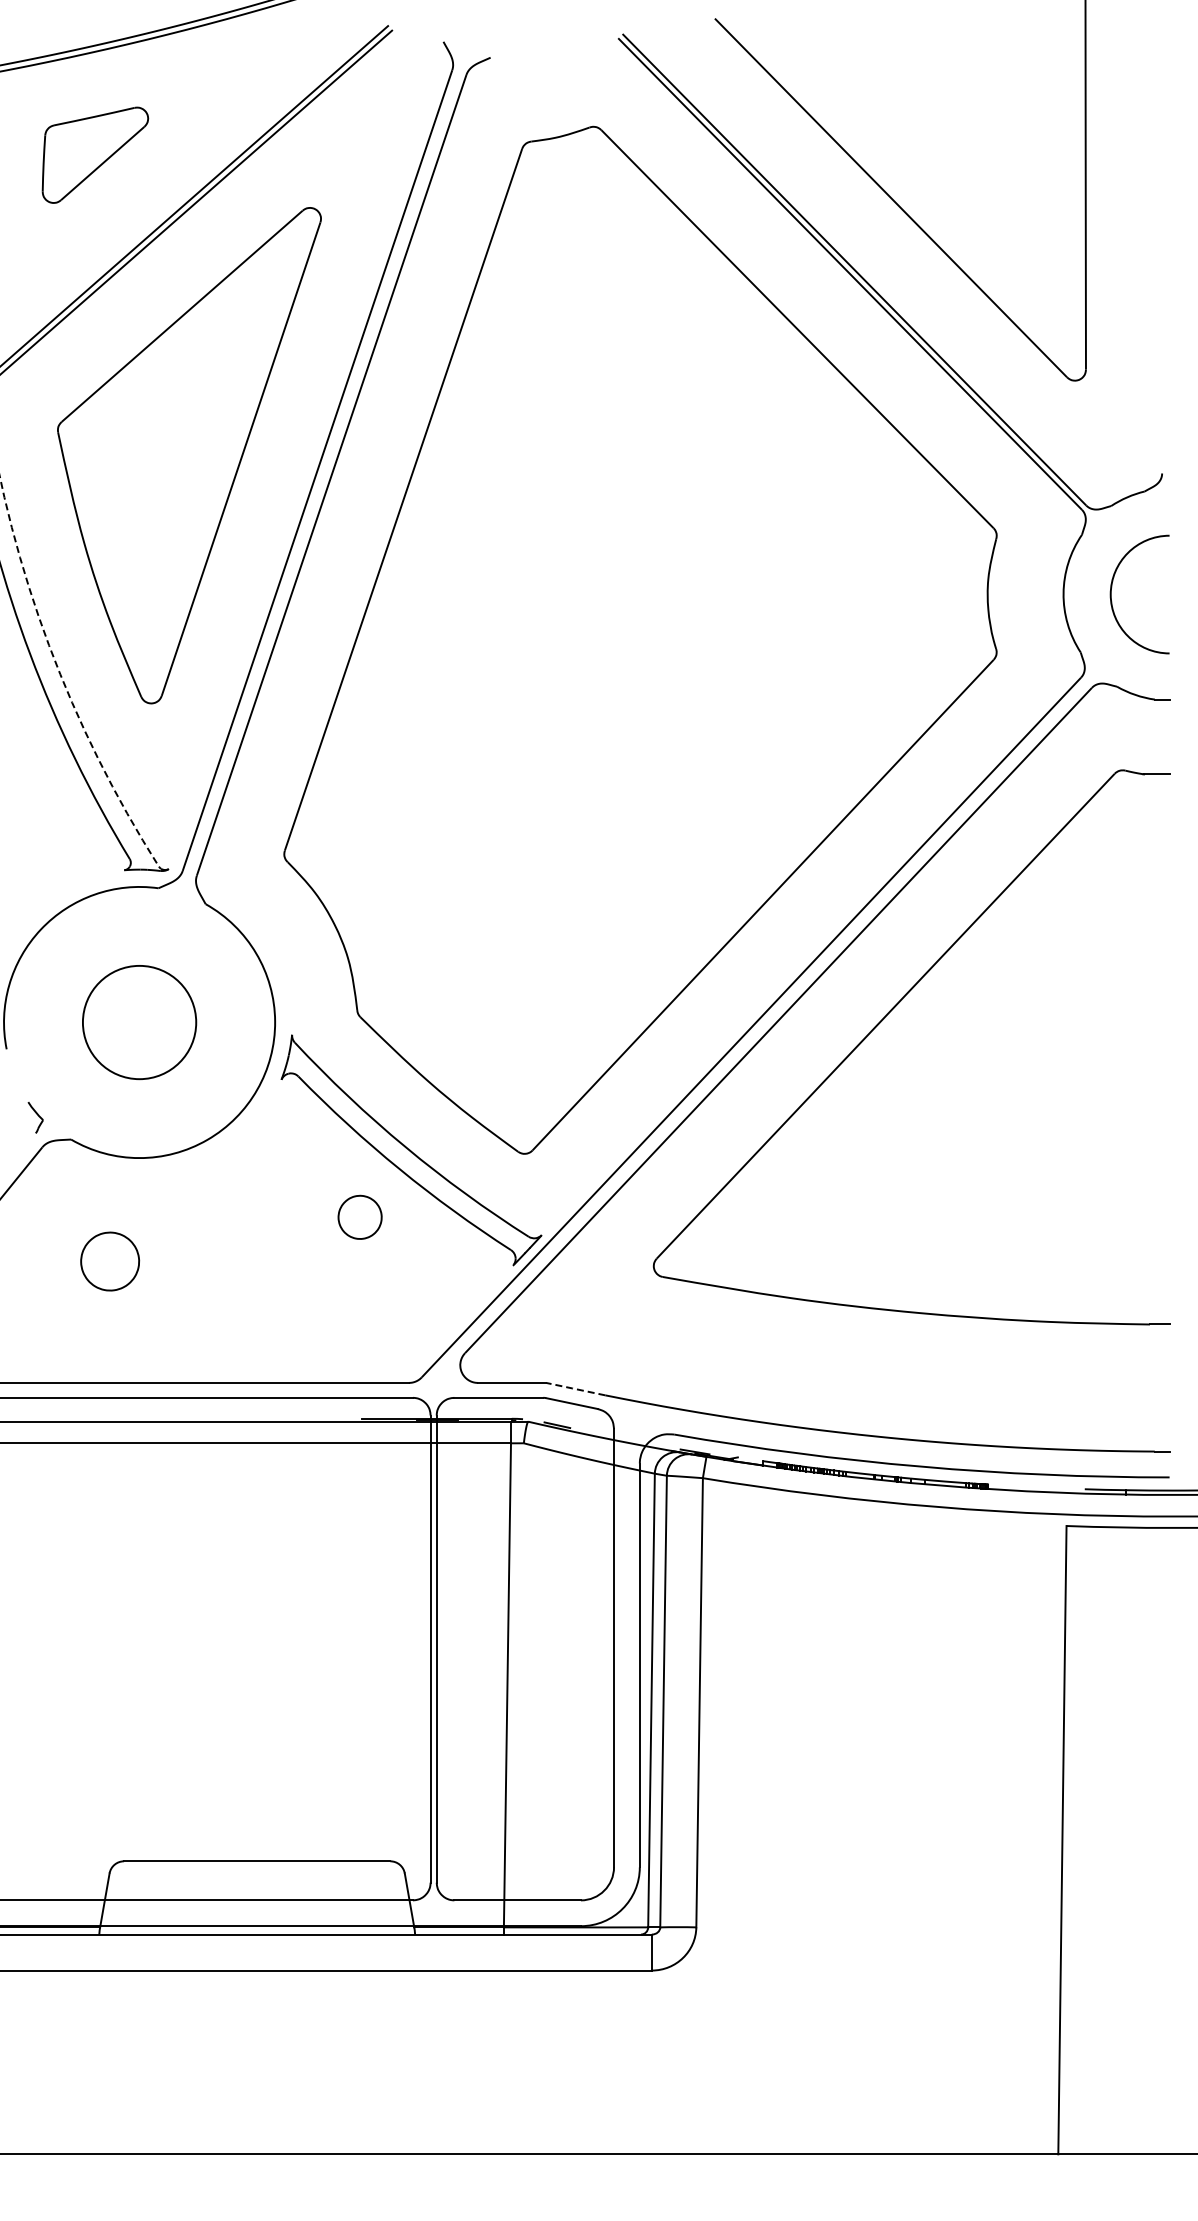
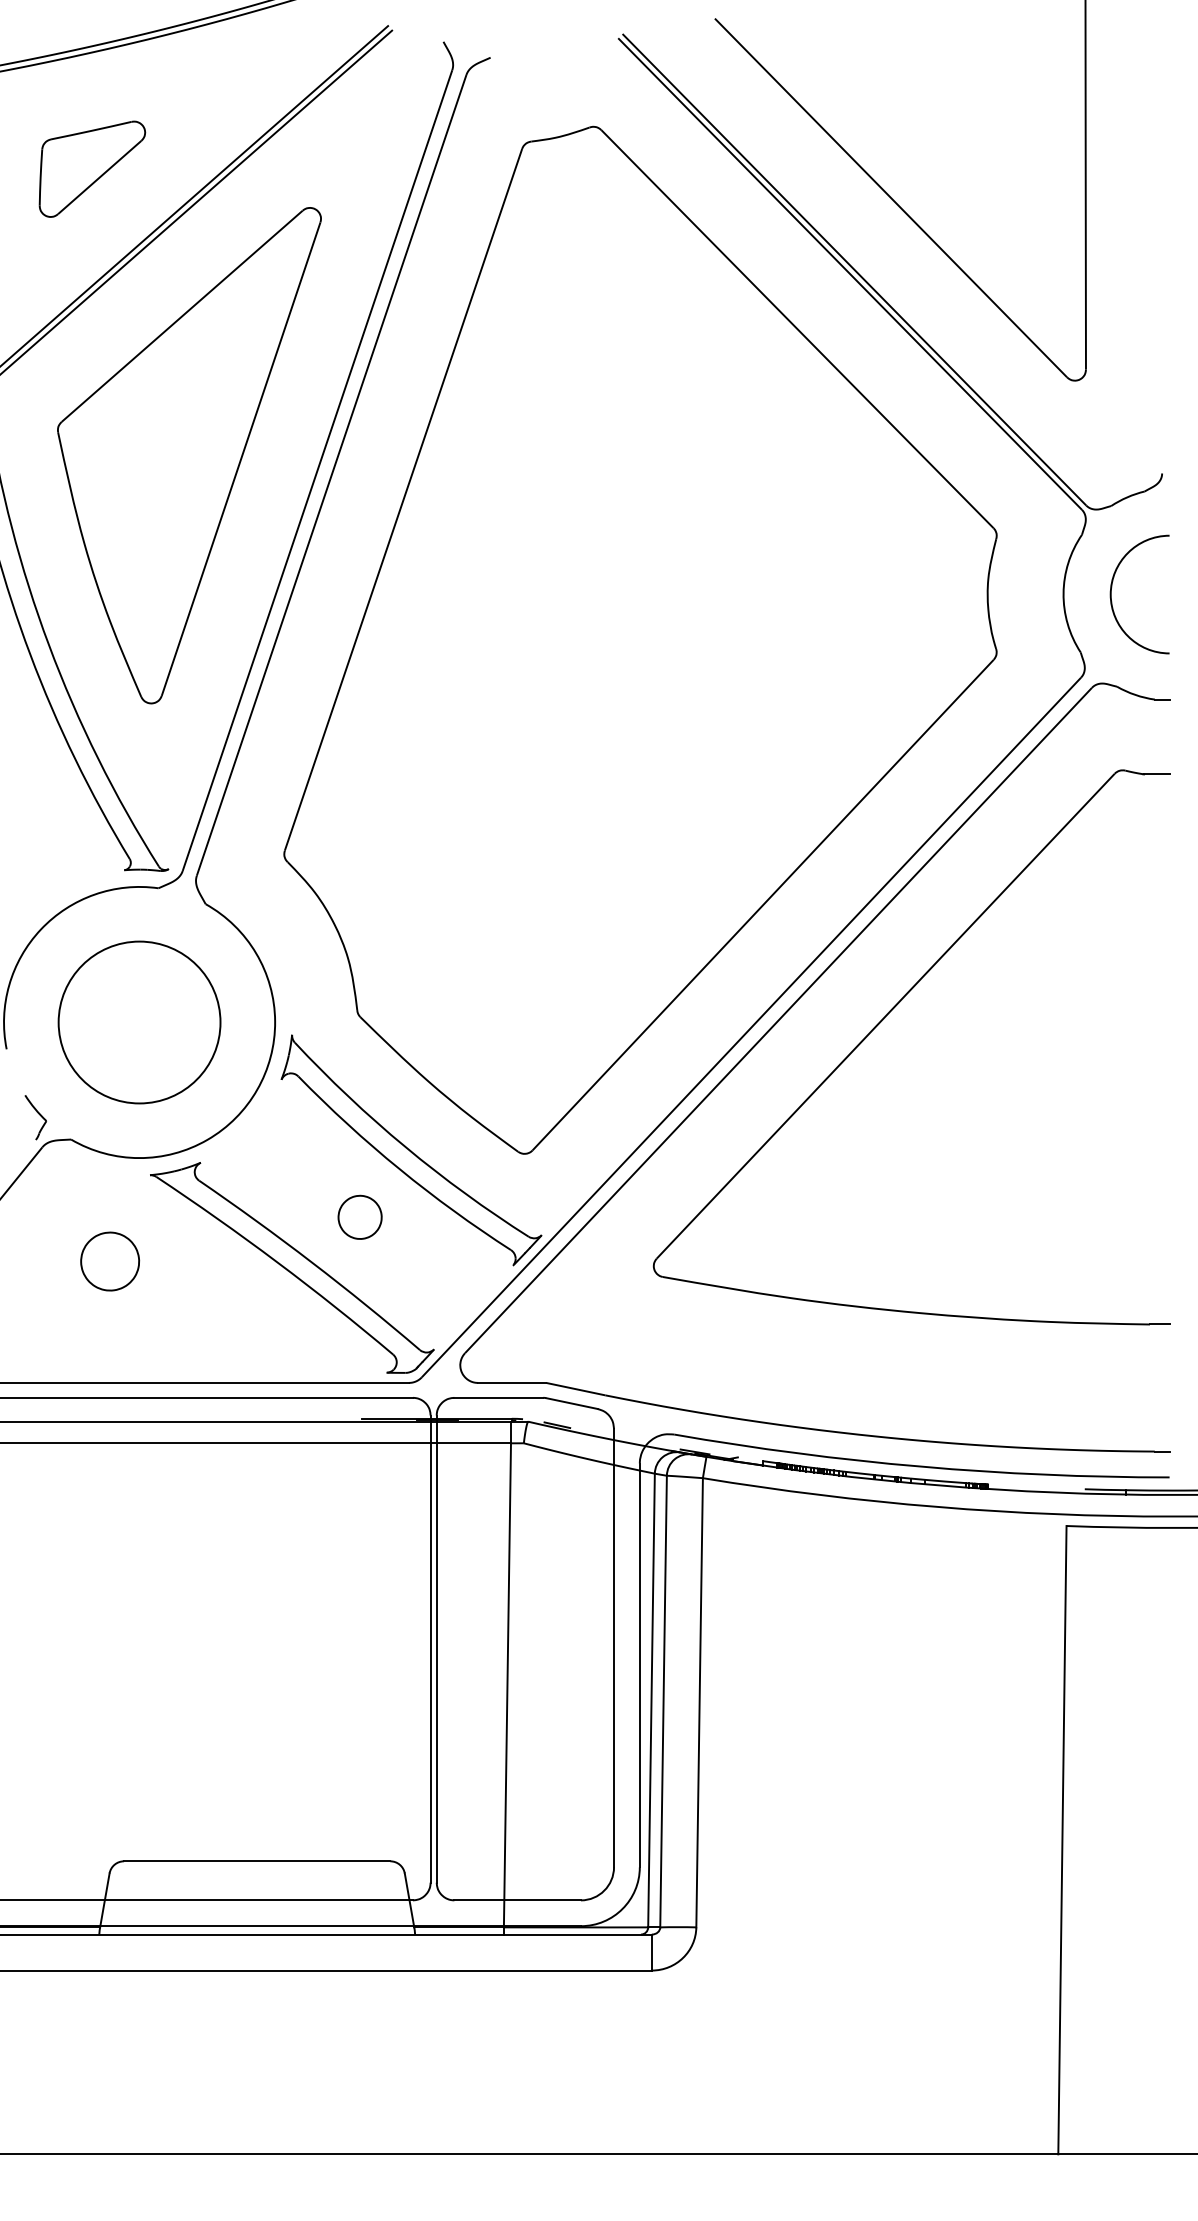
part position: (95, 154) -> (92, 168) (92, 168)
arc: dashed -> solid (62, 678)
circle diameter: 113 px -> 162 px (139, 1022)
part size: 17x32 px -> 23x46 px (35, 1117)
part: none -> present (292, 1267)
line: dashed -> solid (575, 1389)
